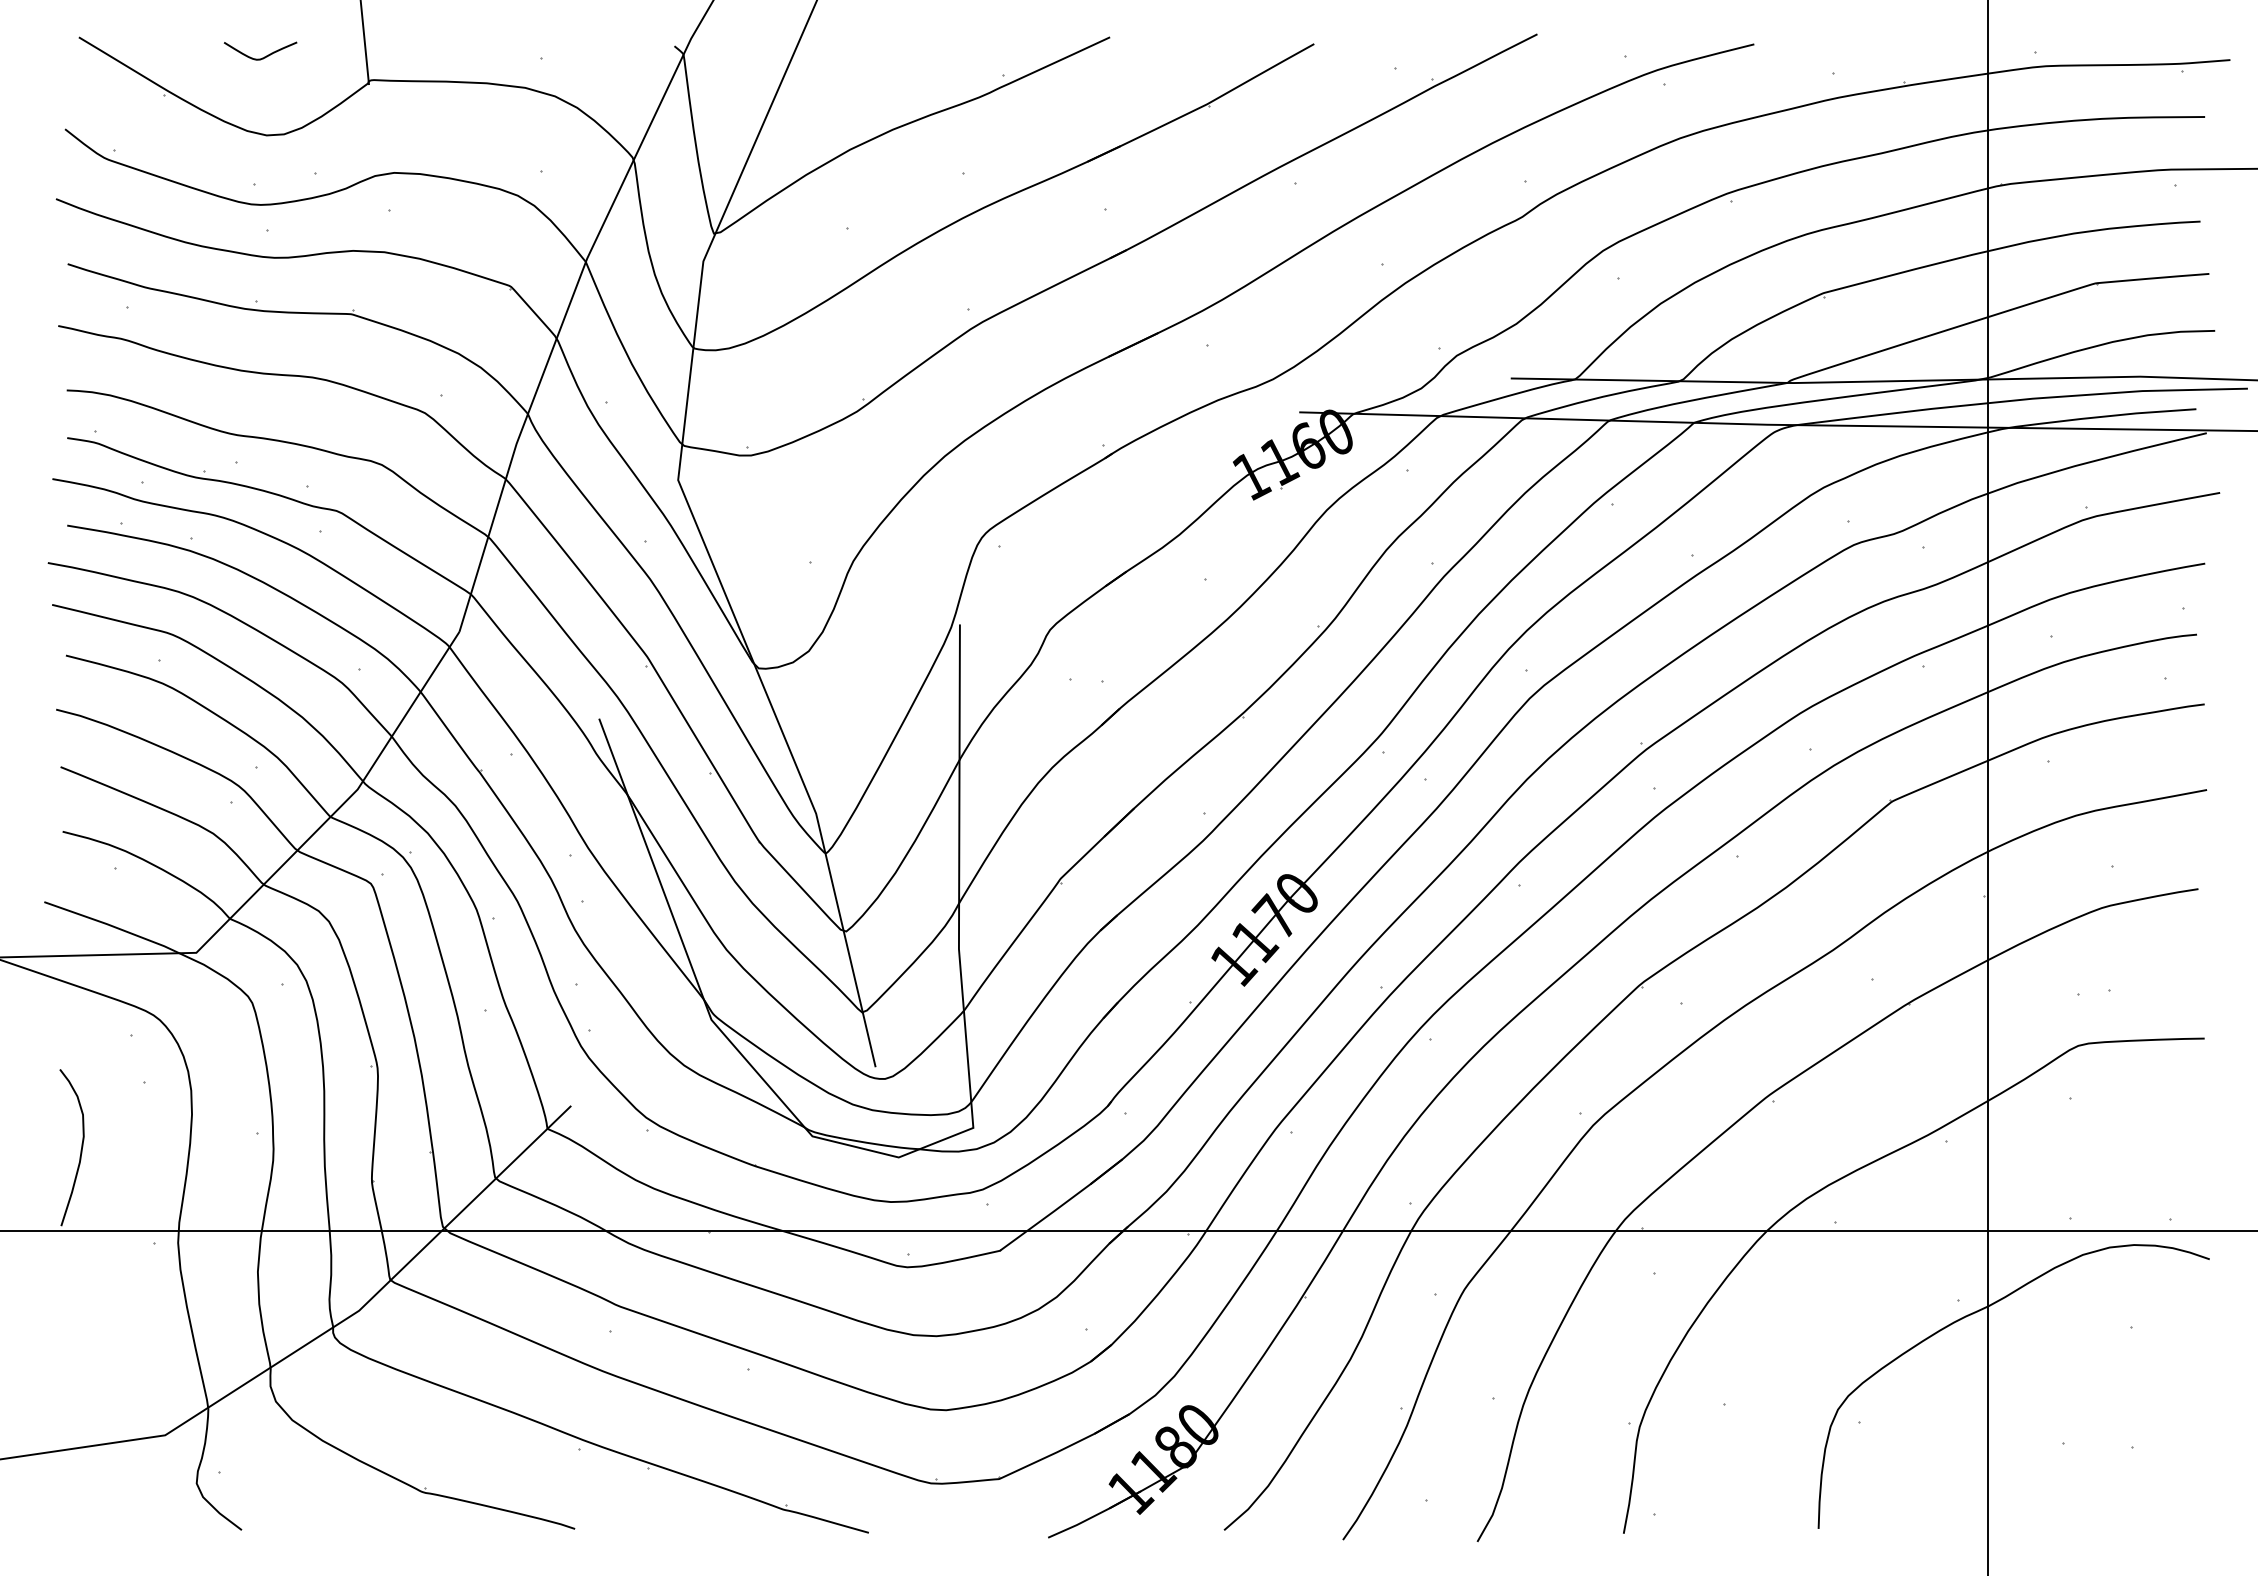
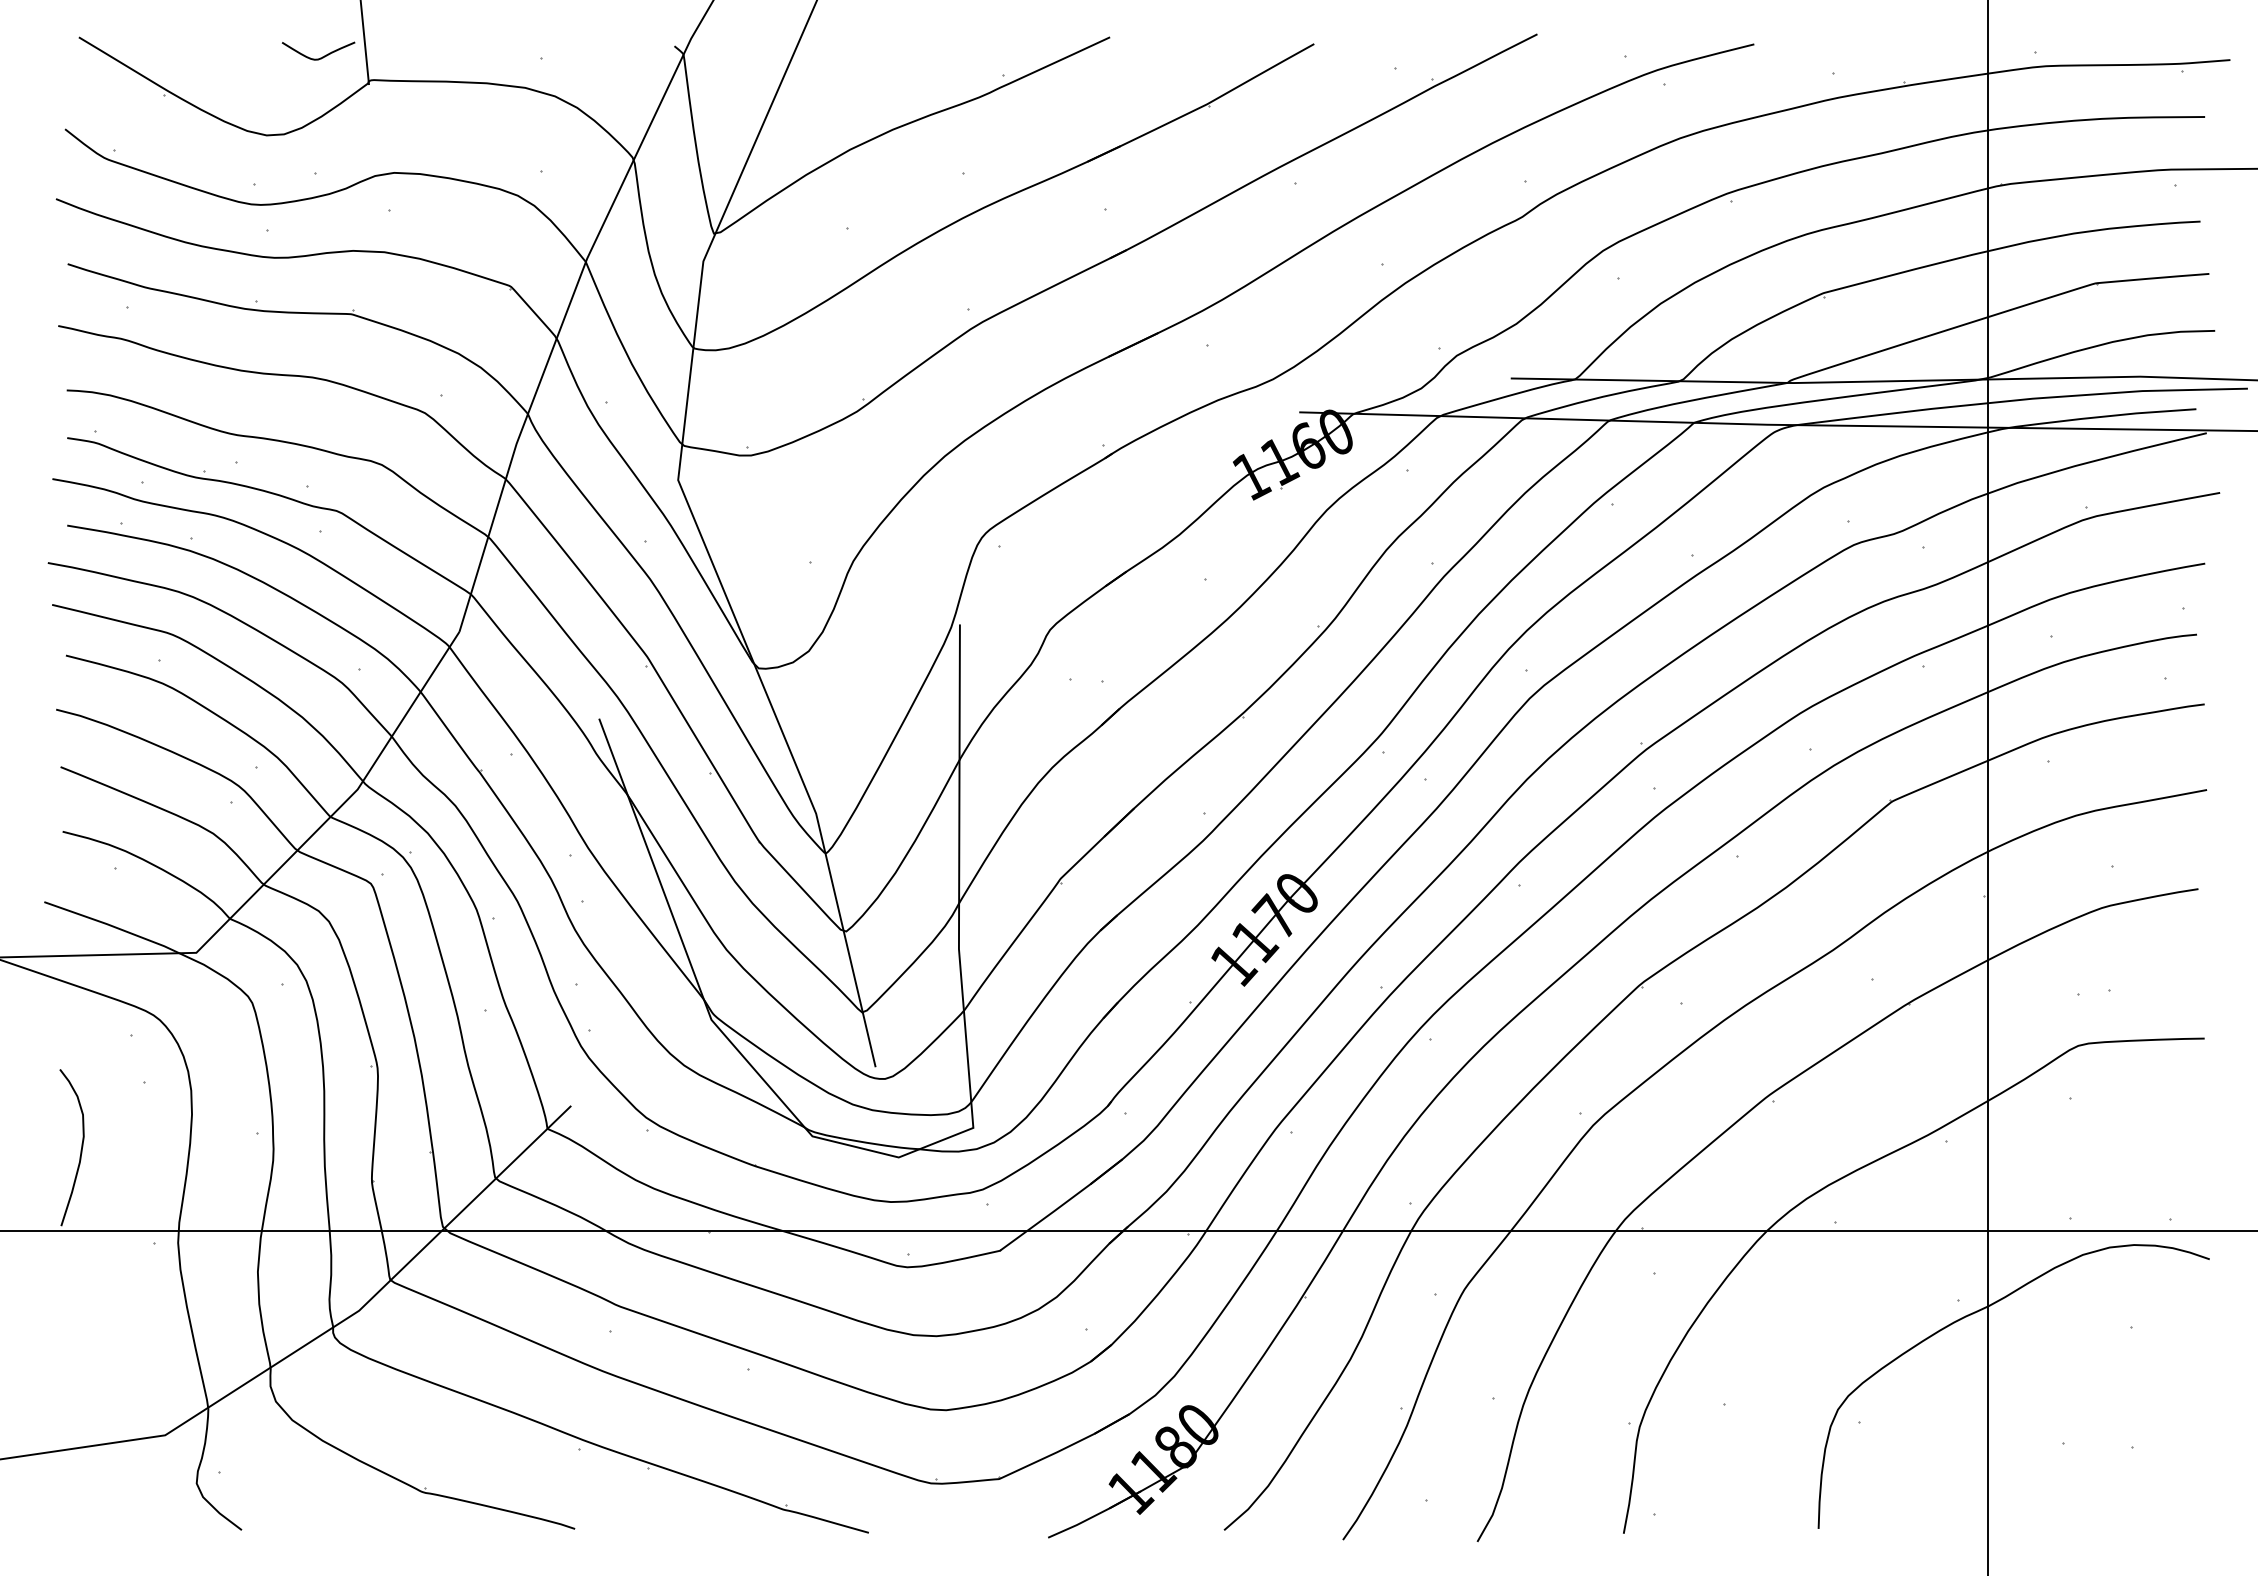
curve position: (264, 56) -> (322, 56) (322, 56)
